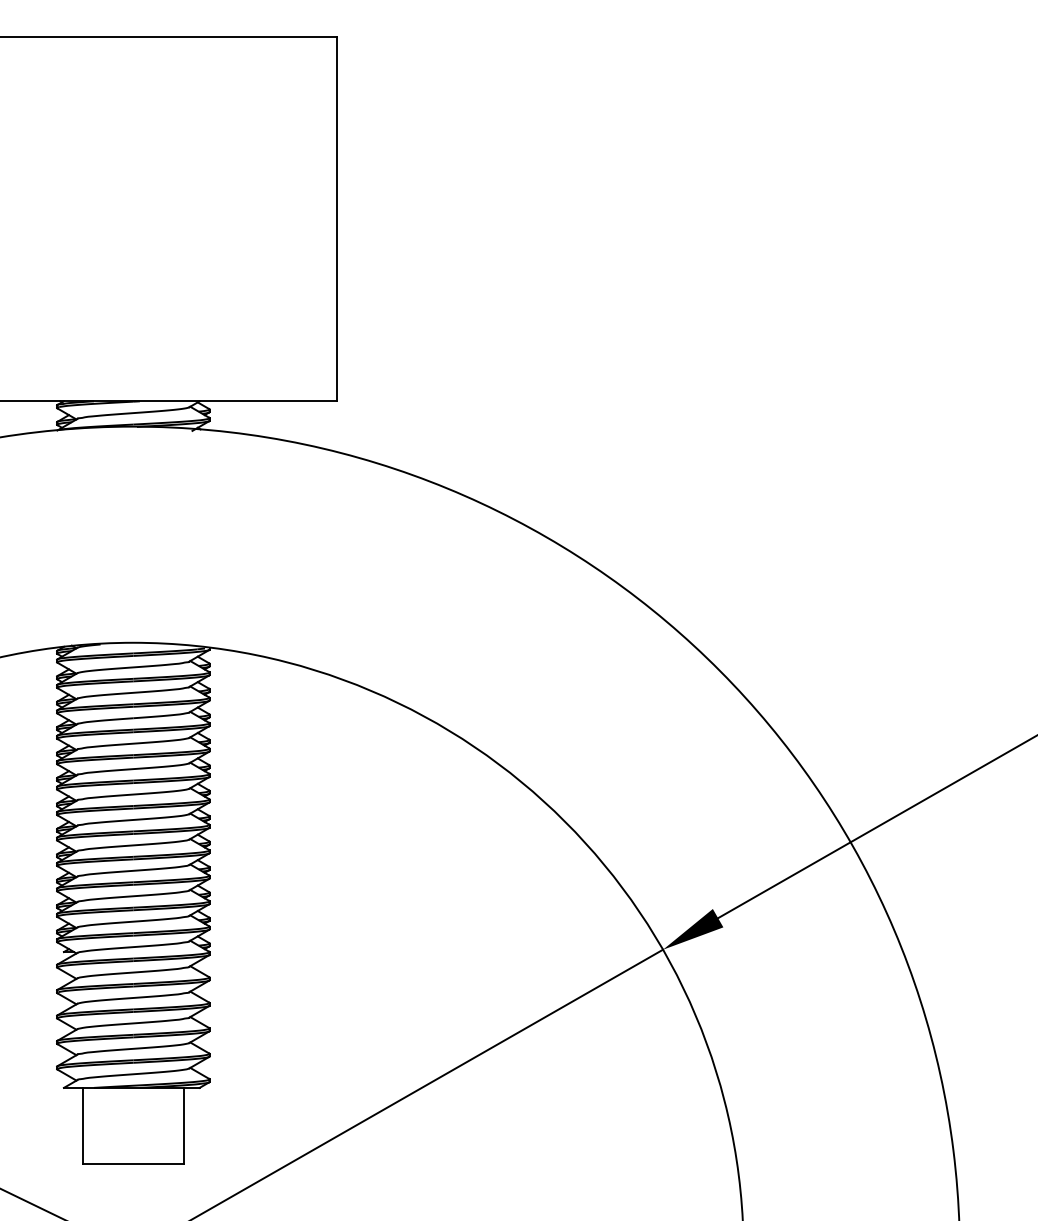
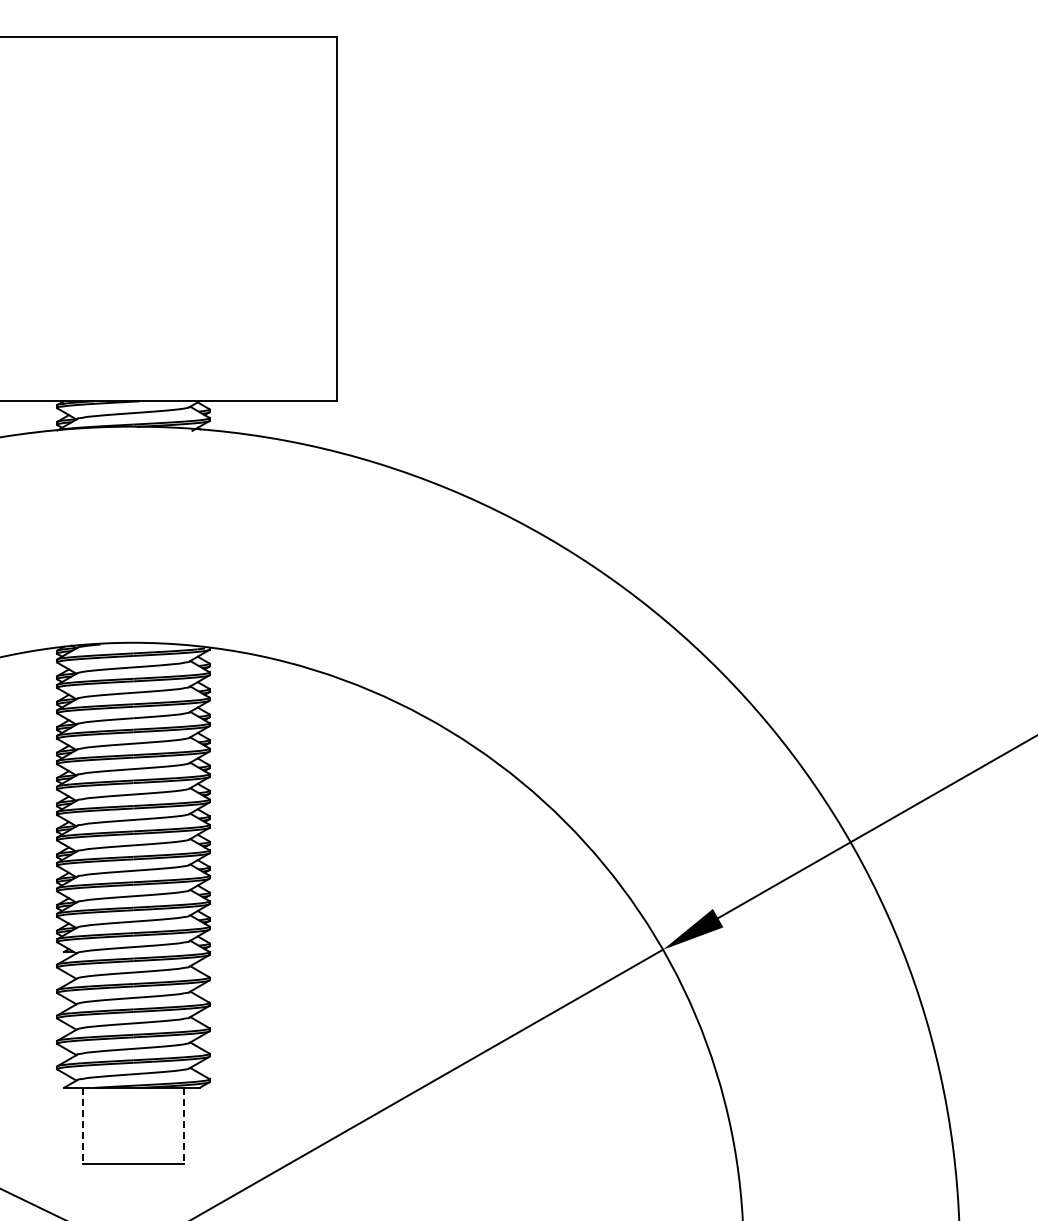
line: solid -> dashed (82, 1126)
line: solid -> dashed (184, 1126)
